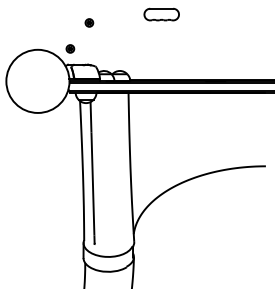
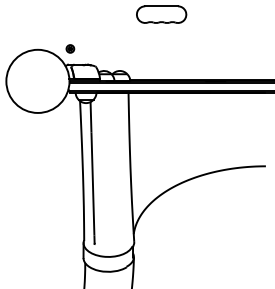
part size: 37x15 px -> 52x19 px (161, 14)
part: present -> none (89, 22)
